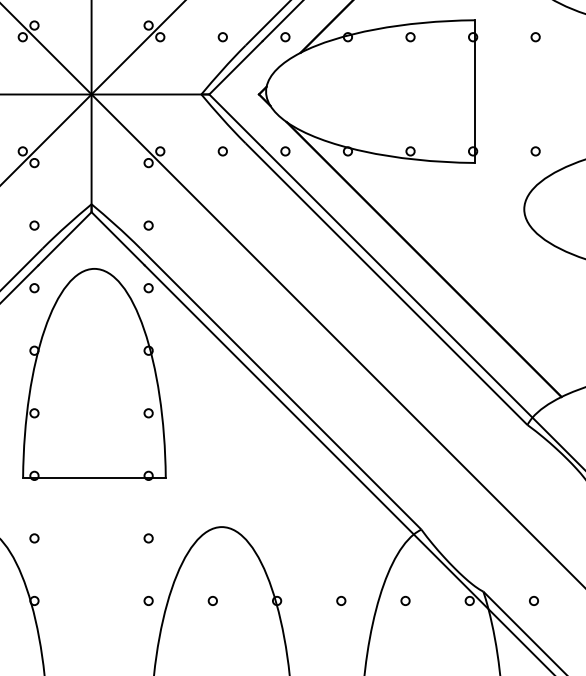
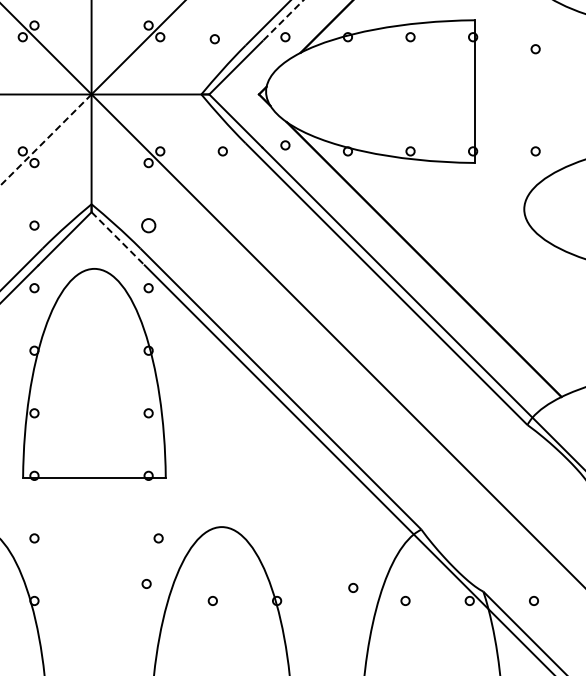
line: solid -> dashed (283, 20)
circle position: (222, 37) -> (214, 39) (214, 39)
circle position: (535, 37) -> (535, 49) (535, 49)
line: solid -> dashed (45, 140)
circle position: (285, 151) -> (285, 145) (285, 145)
circle size: 11x11 px -> 16x16 px (148, 225)
line: solid -> dashed (118, 238)
circle position: (148, 538) -> (158, 538) (158, 538)
circle position: (148, 600) -> (146, 583) (146, 583)
circle position: (341, 600) -> (353, 587) (353, 587)
